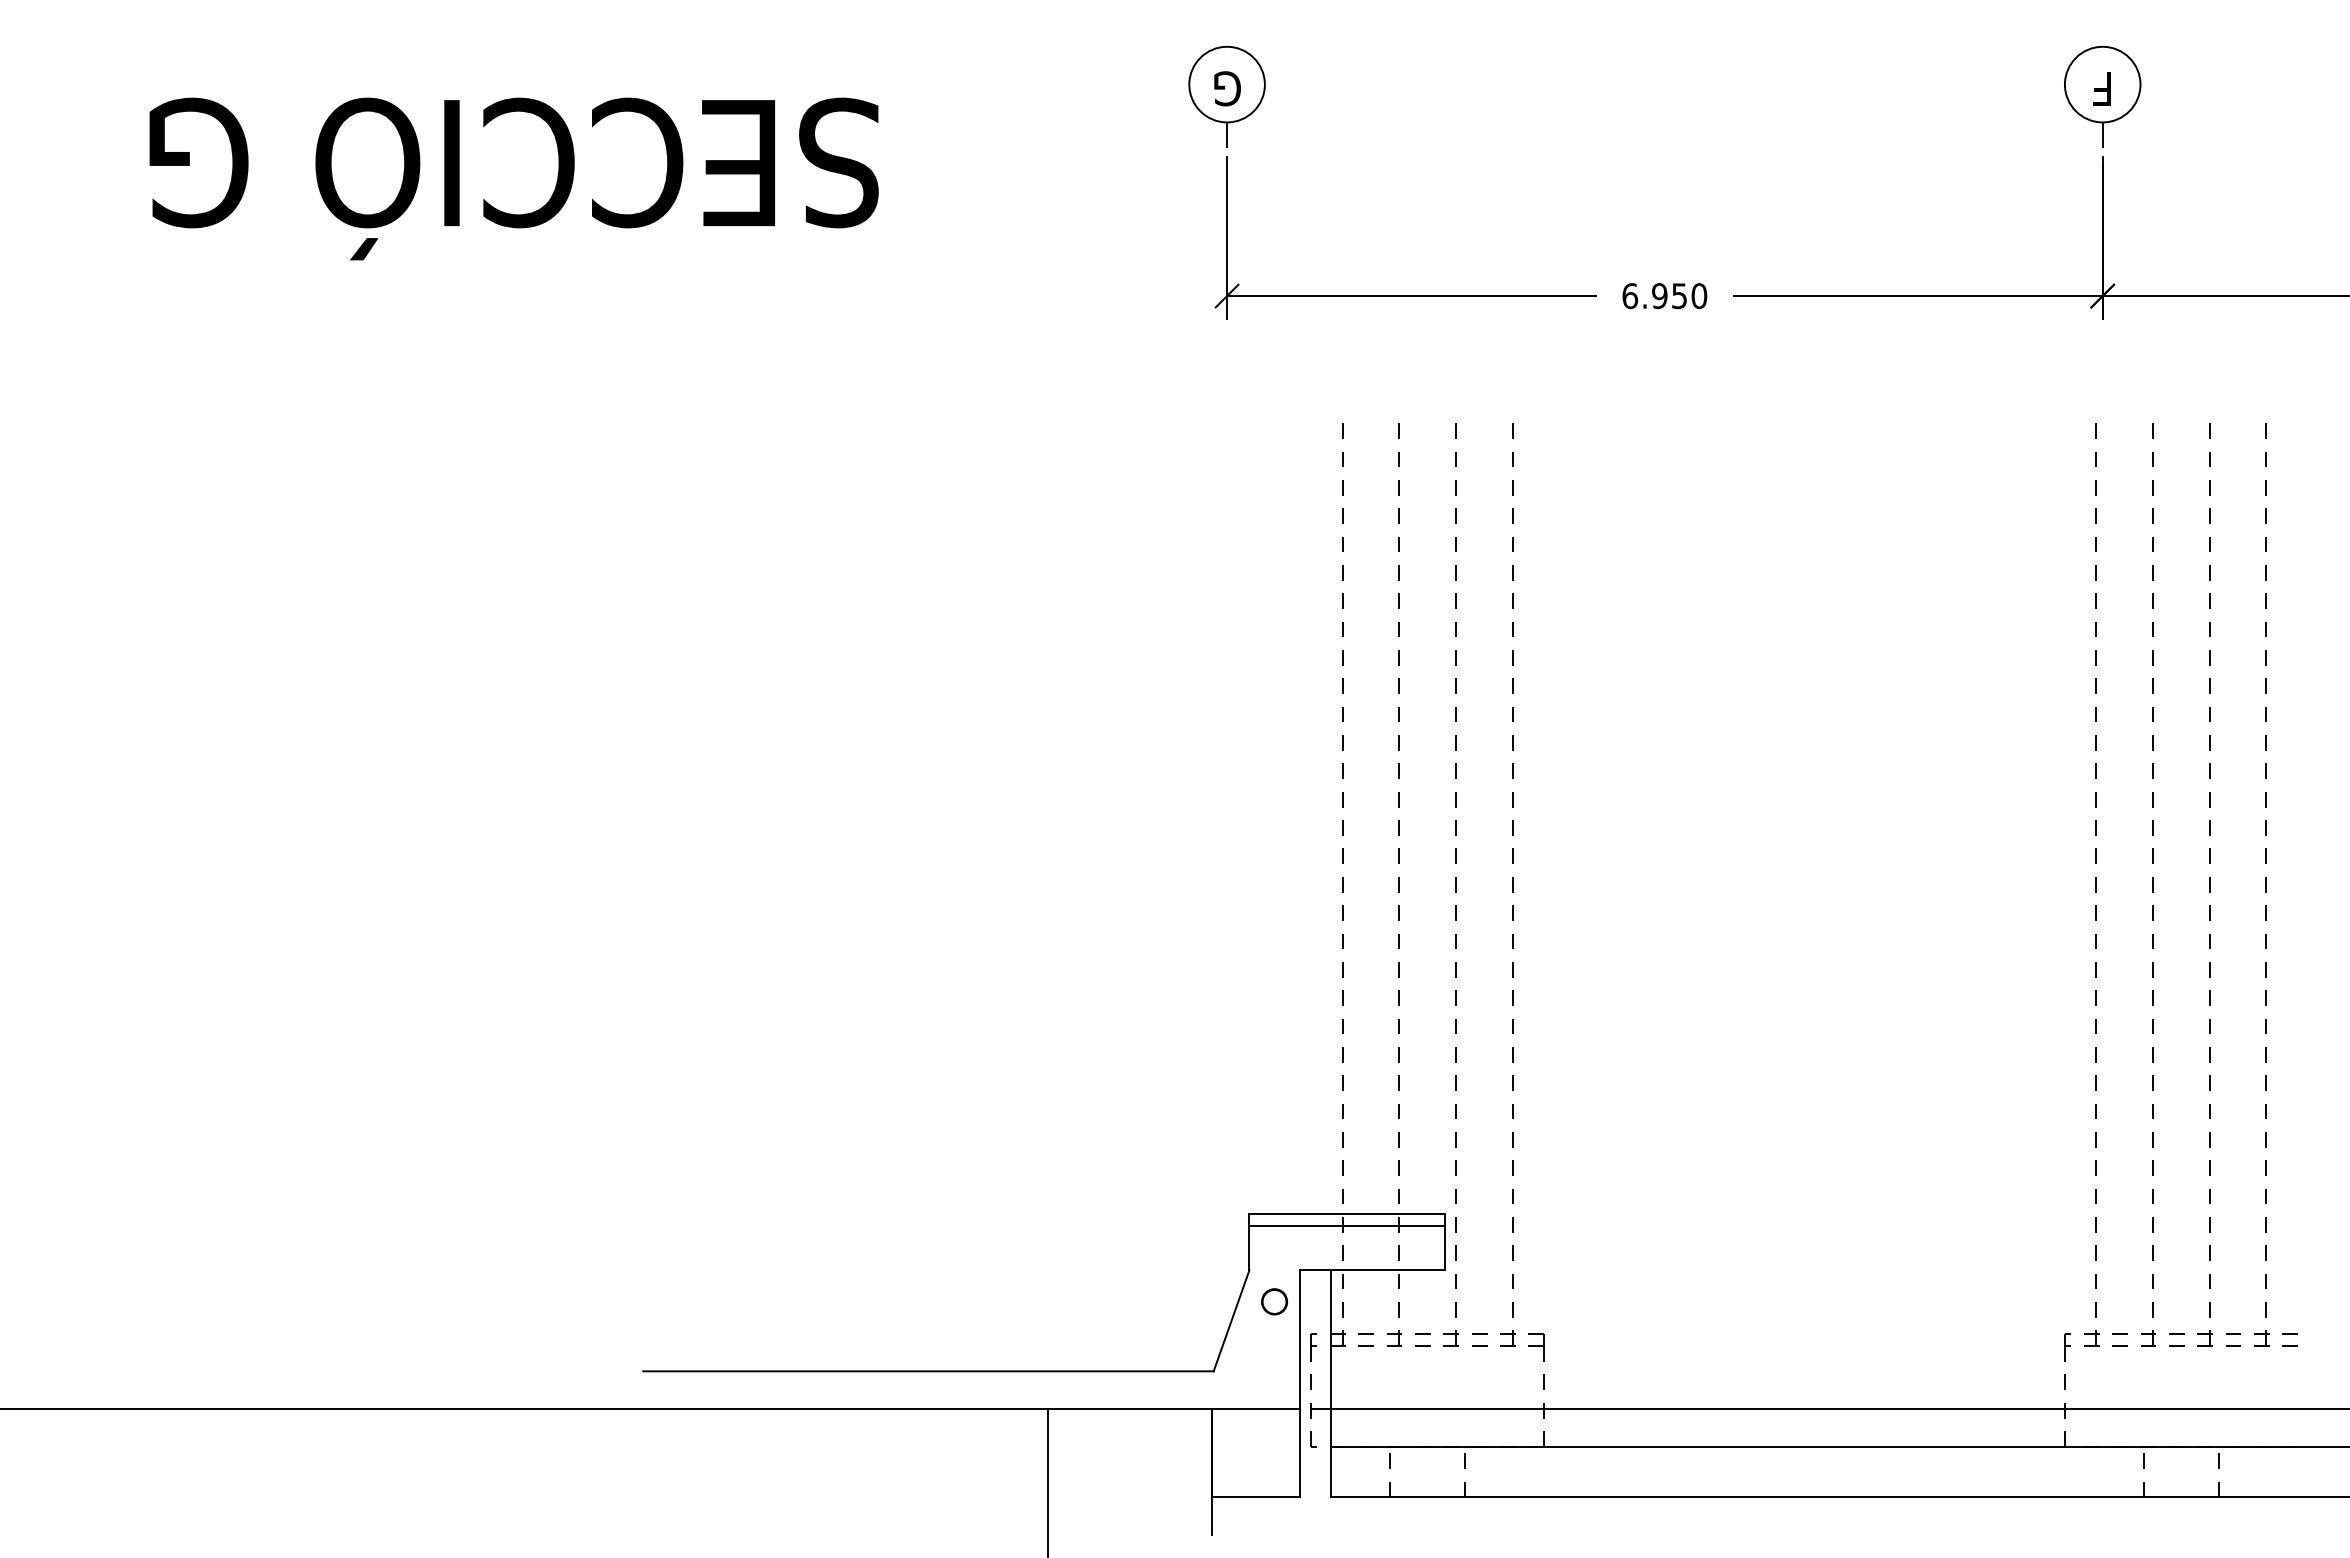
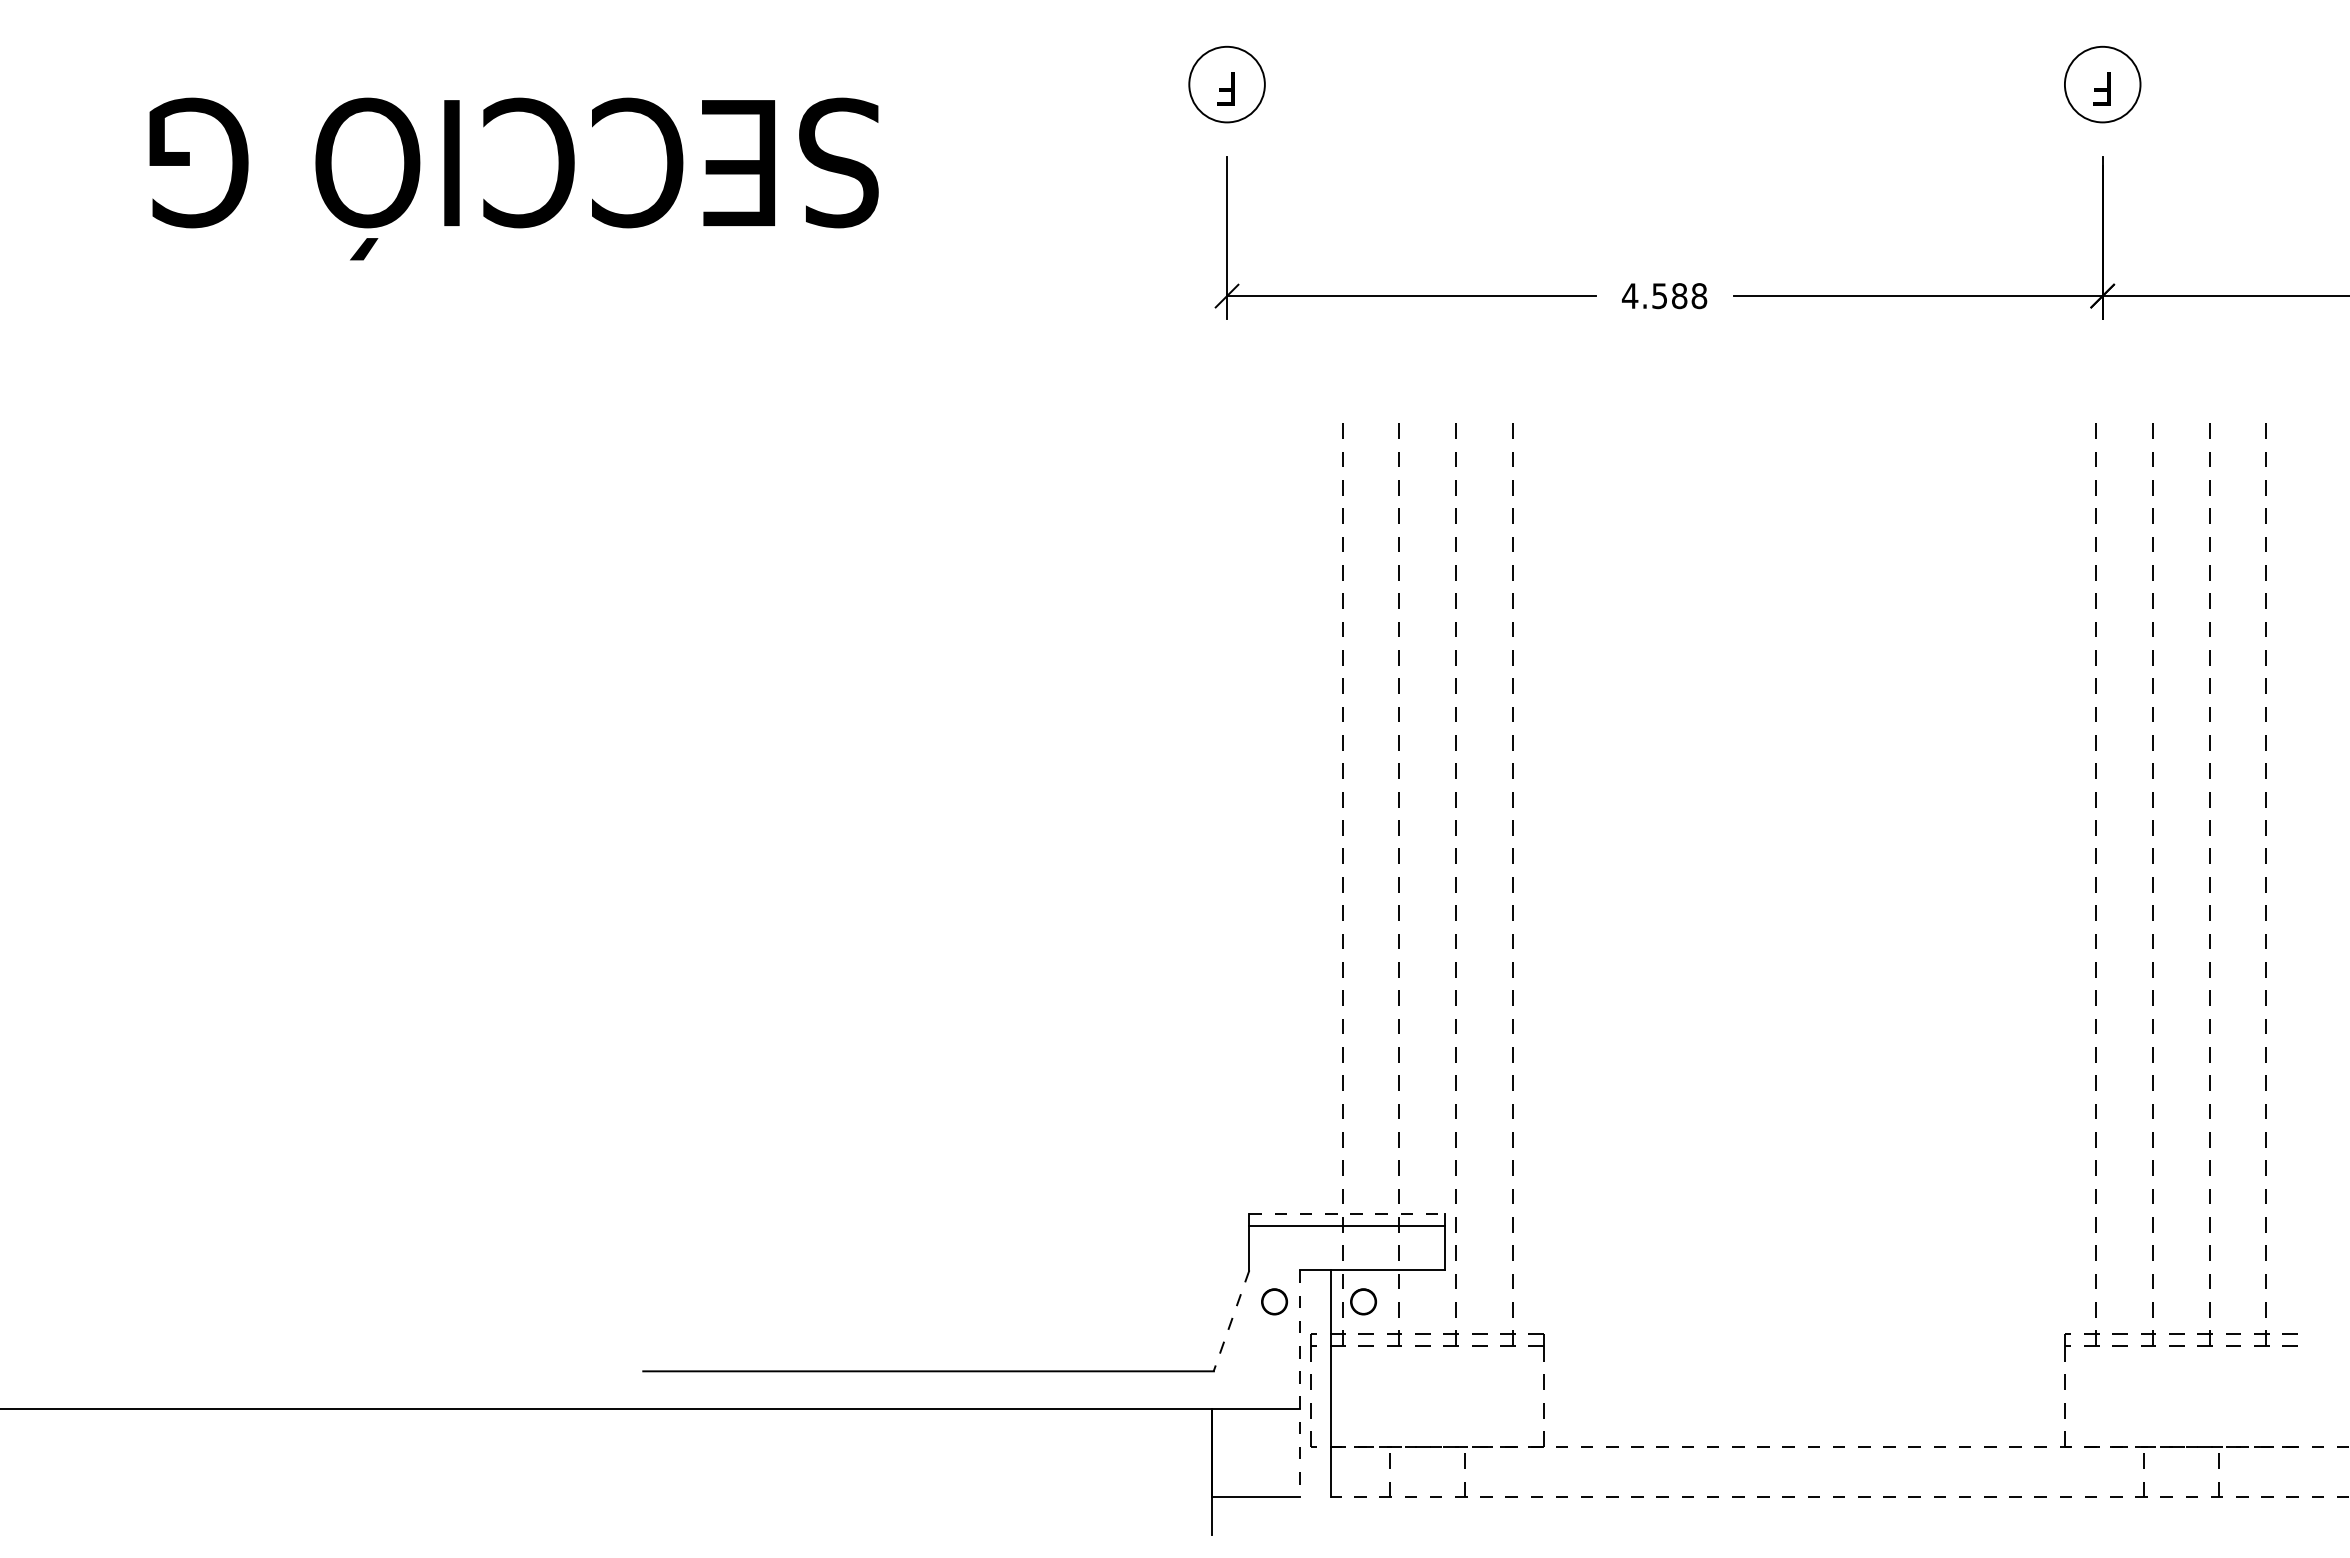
text: G -> F (1227, 88)
line: present -> none (1227, 135)
line: present -> none (2102, 135)
text: 6.950 -> 4.588 (1664, 296)
line: solid -> dashed (1347, 1213)
circle: none -> present (1363, 1301)
line: solid -> dashed (1231, 1321)
line: solid -> dashed (1299, 1384)
line: present -> none (1828, 1409)
line: solid -> dashed (1839, 1446)
line: present -> none (1048, 1481)
line: solid -> dashed (1839, 1497)
